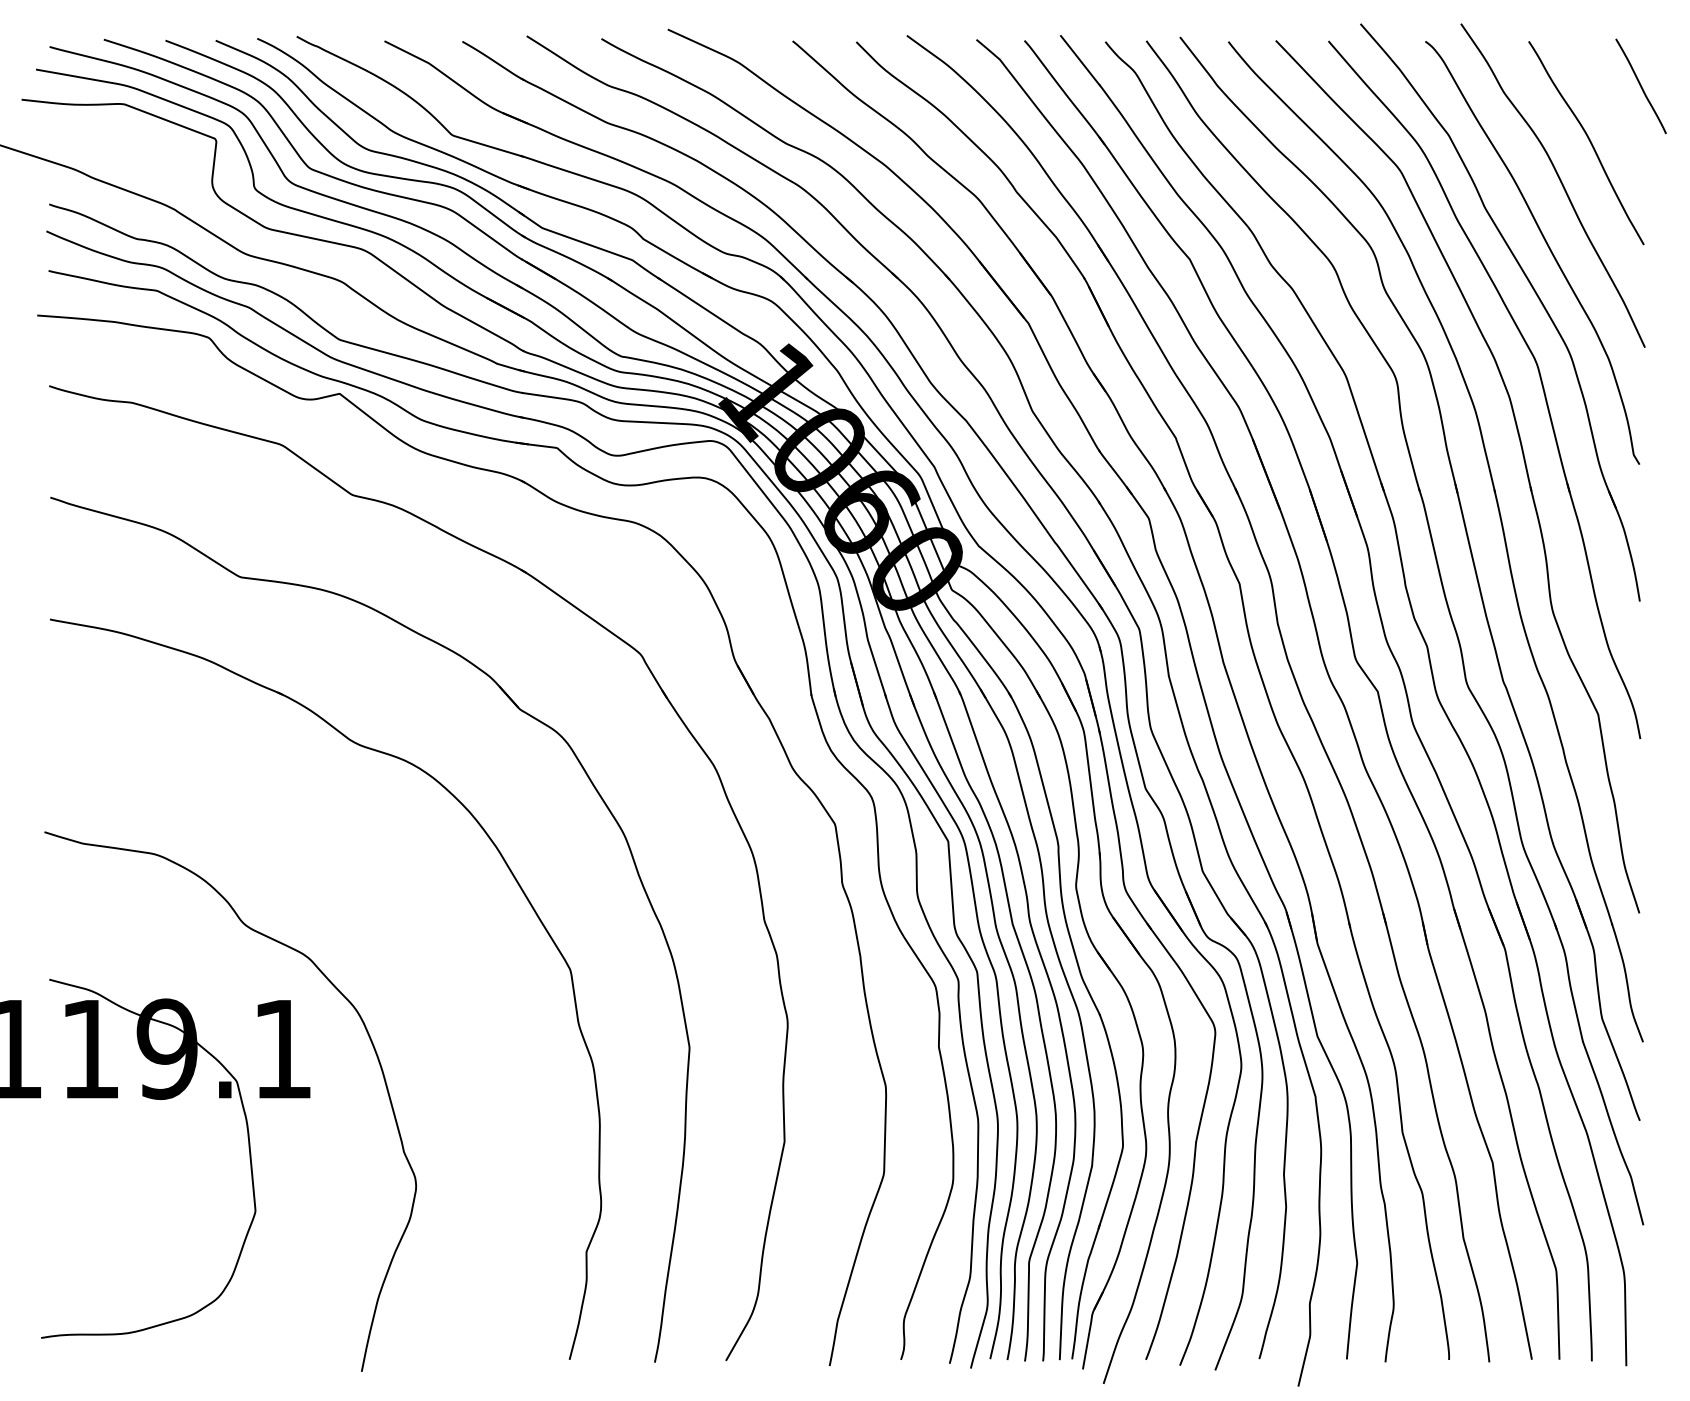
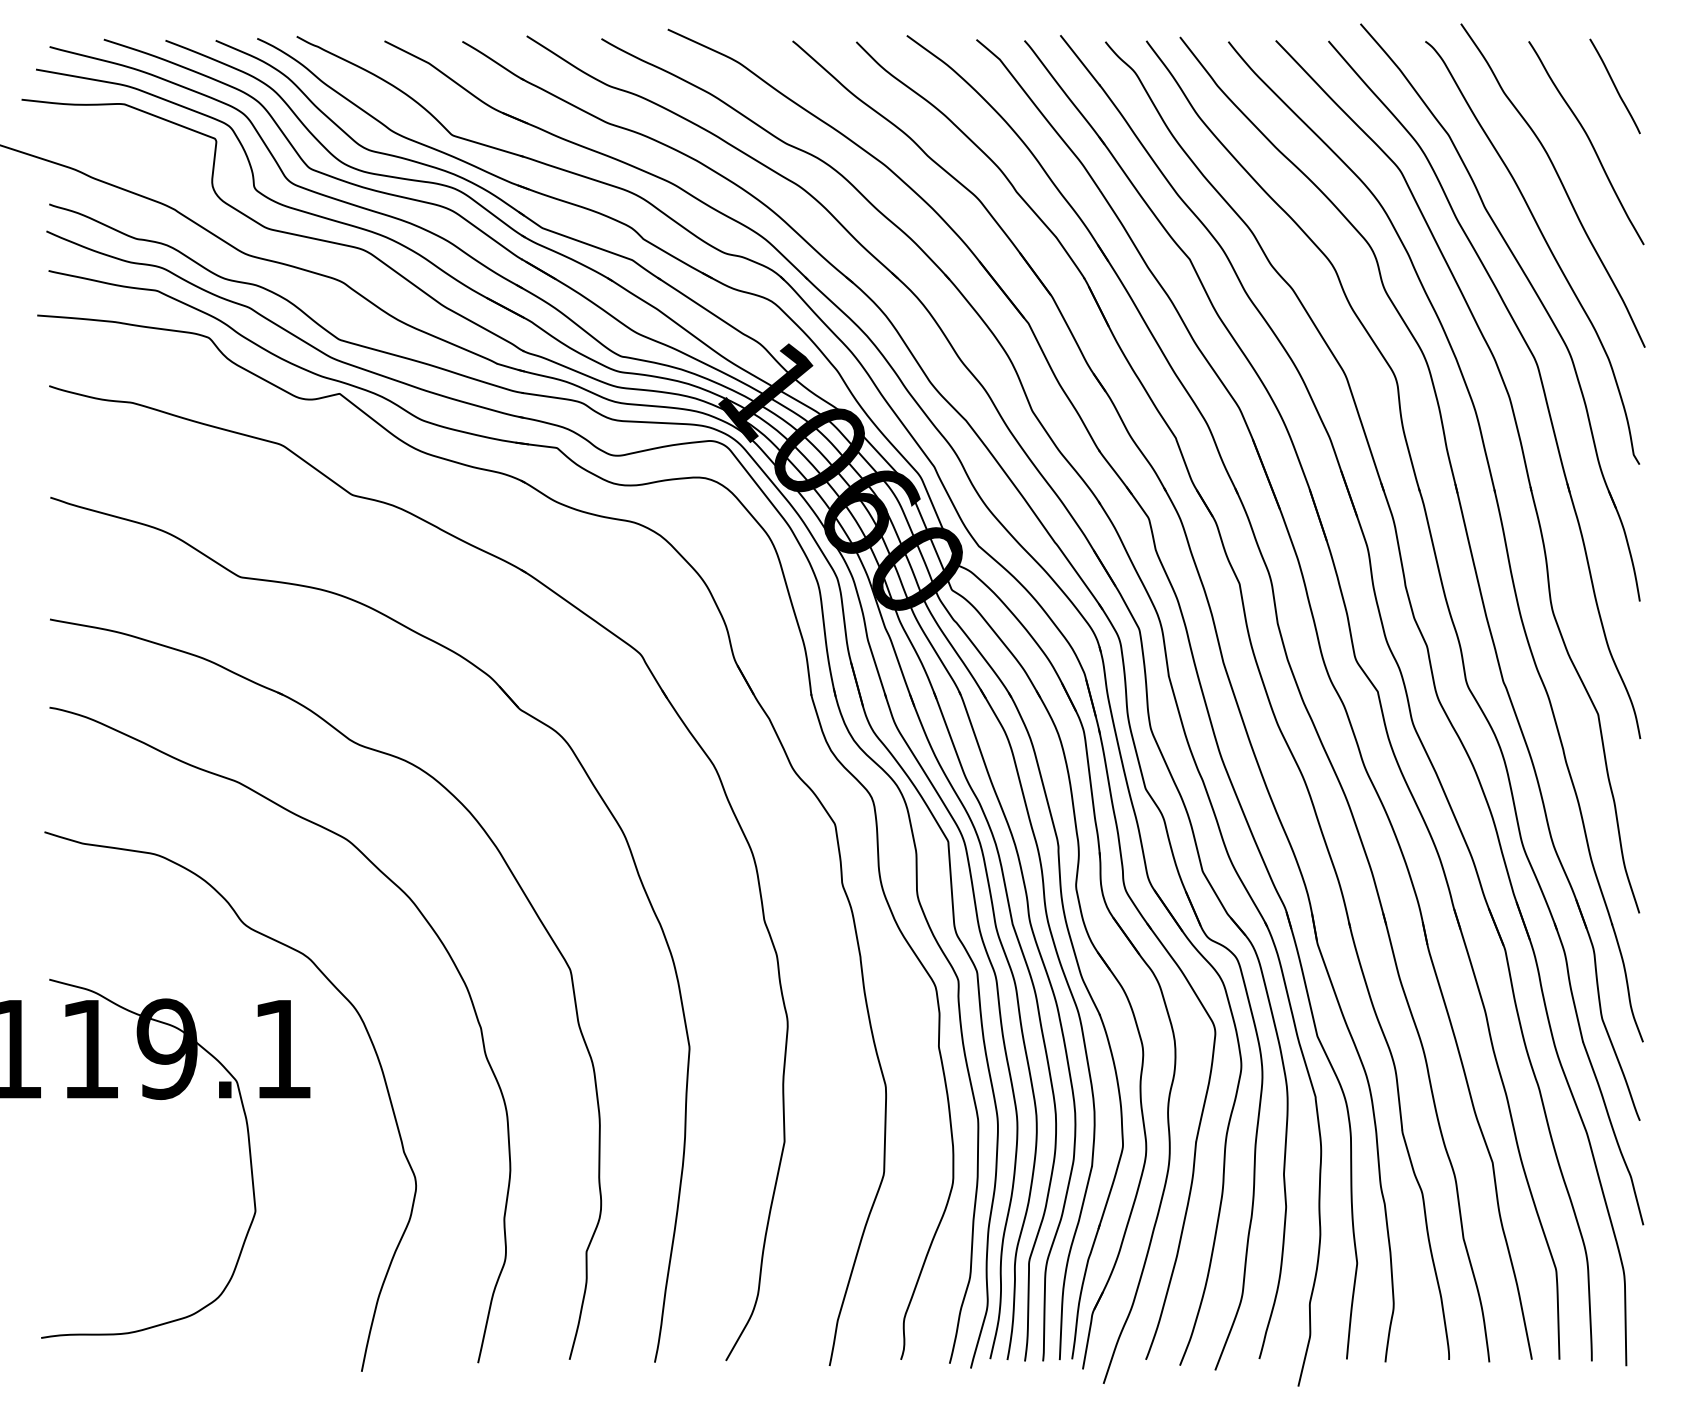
line position: (1640, 86) -> (1614, 86) (1614, 86)
curve: none -> present (426, 922)
